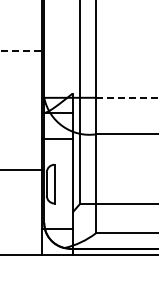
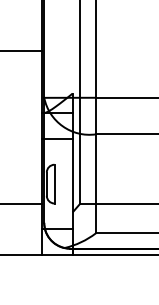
line: dashed -> solid (21, 51)
line: dashed -> solid (127, 97)
line position: (21, 169) -> (21, 203) (21, 203)
